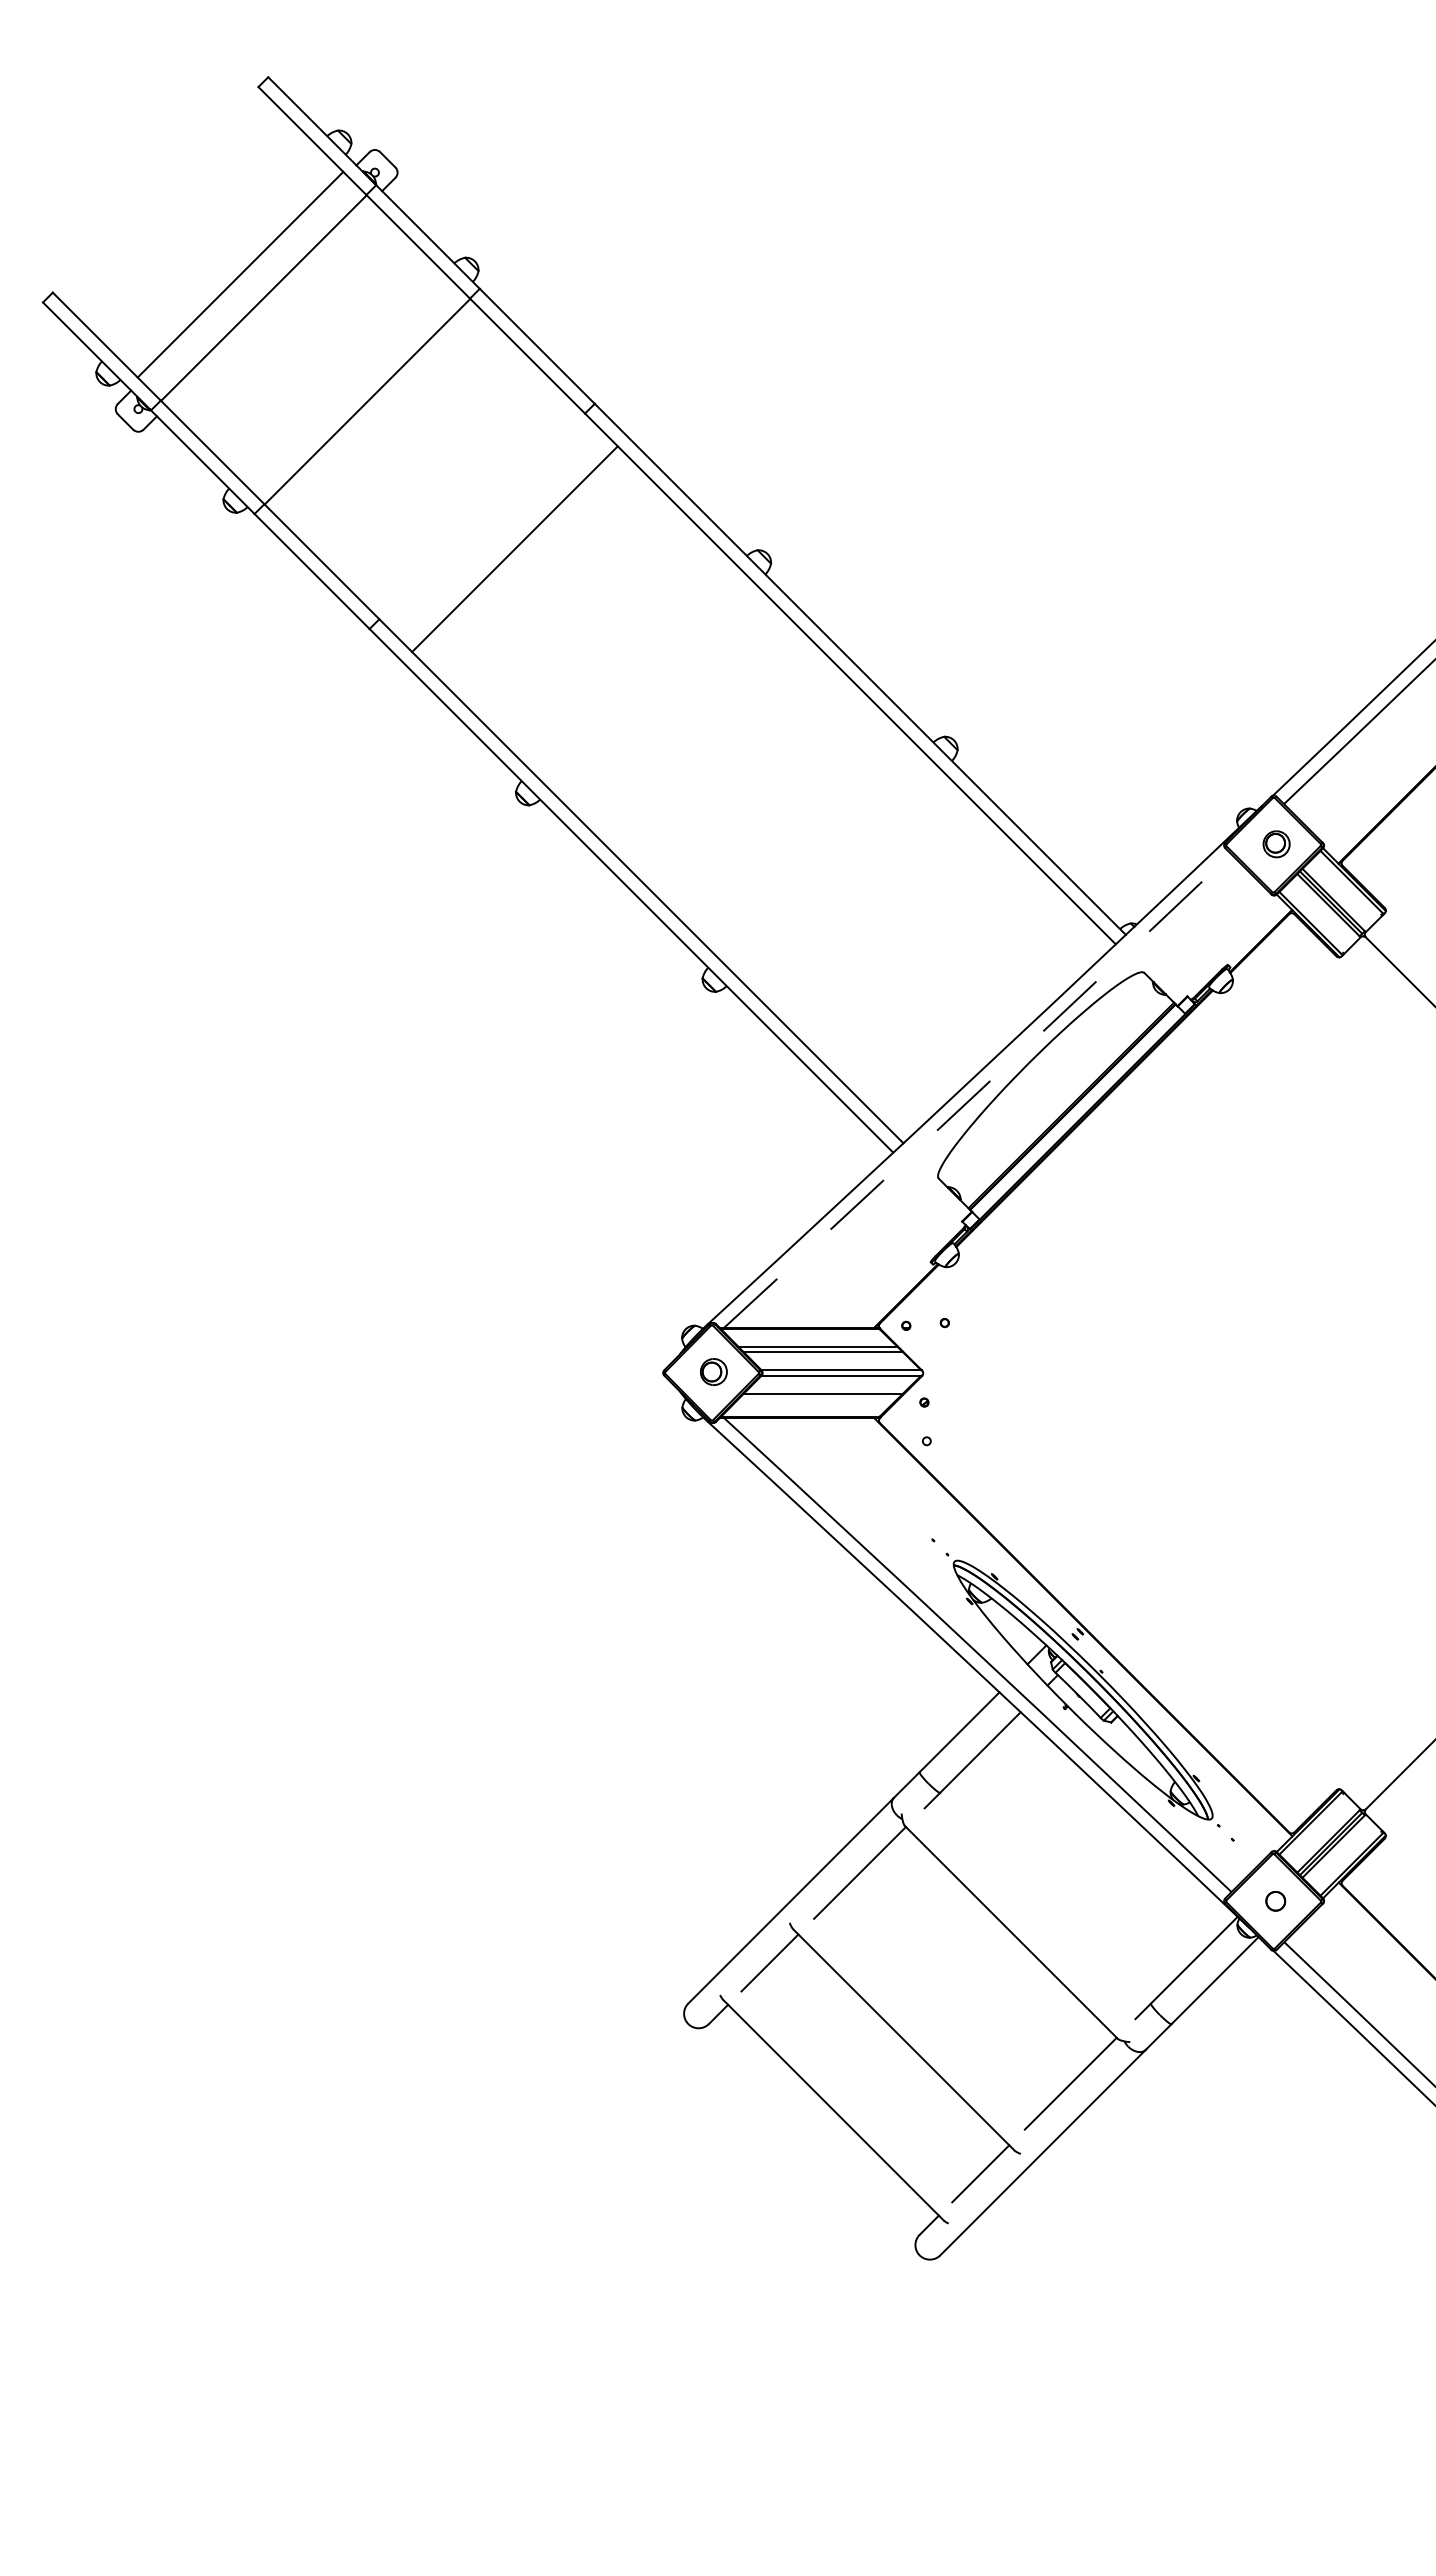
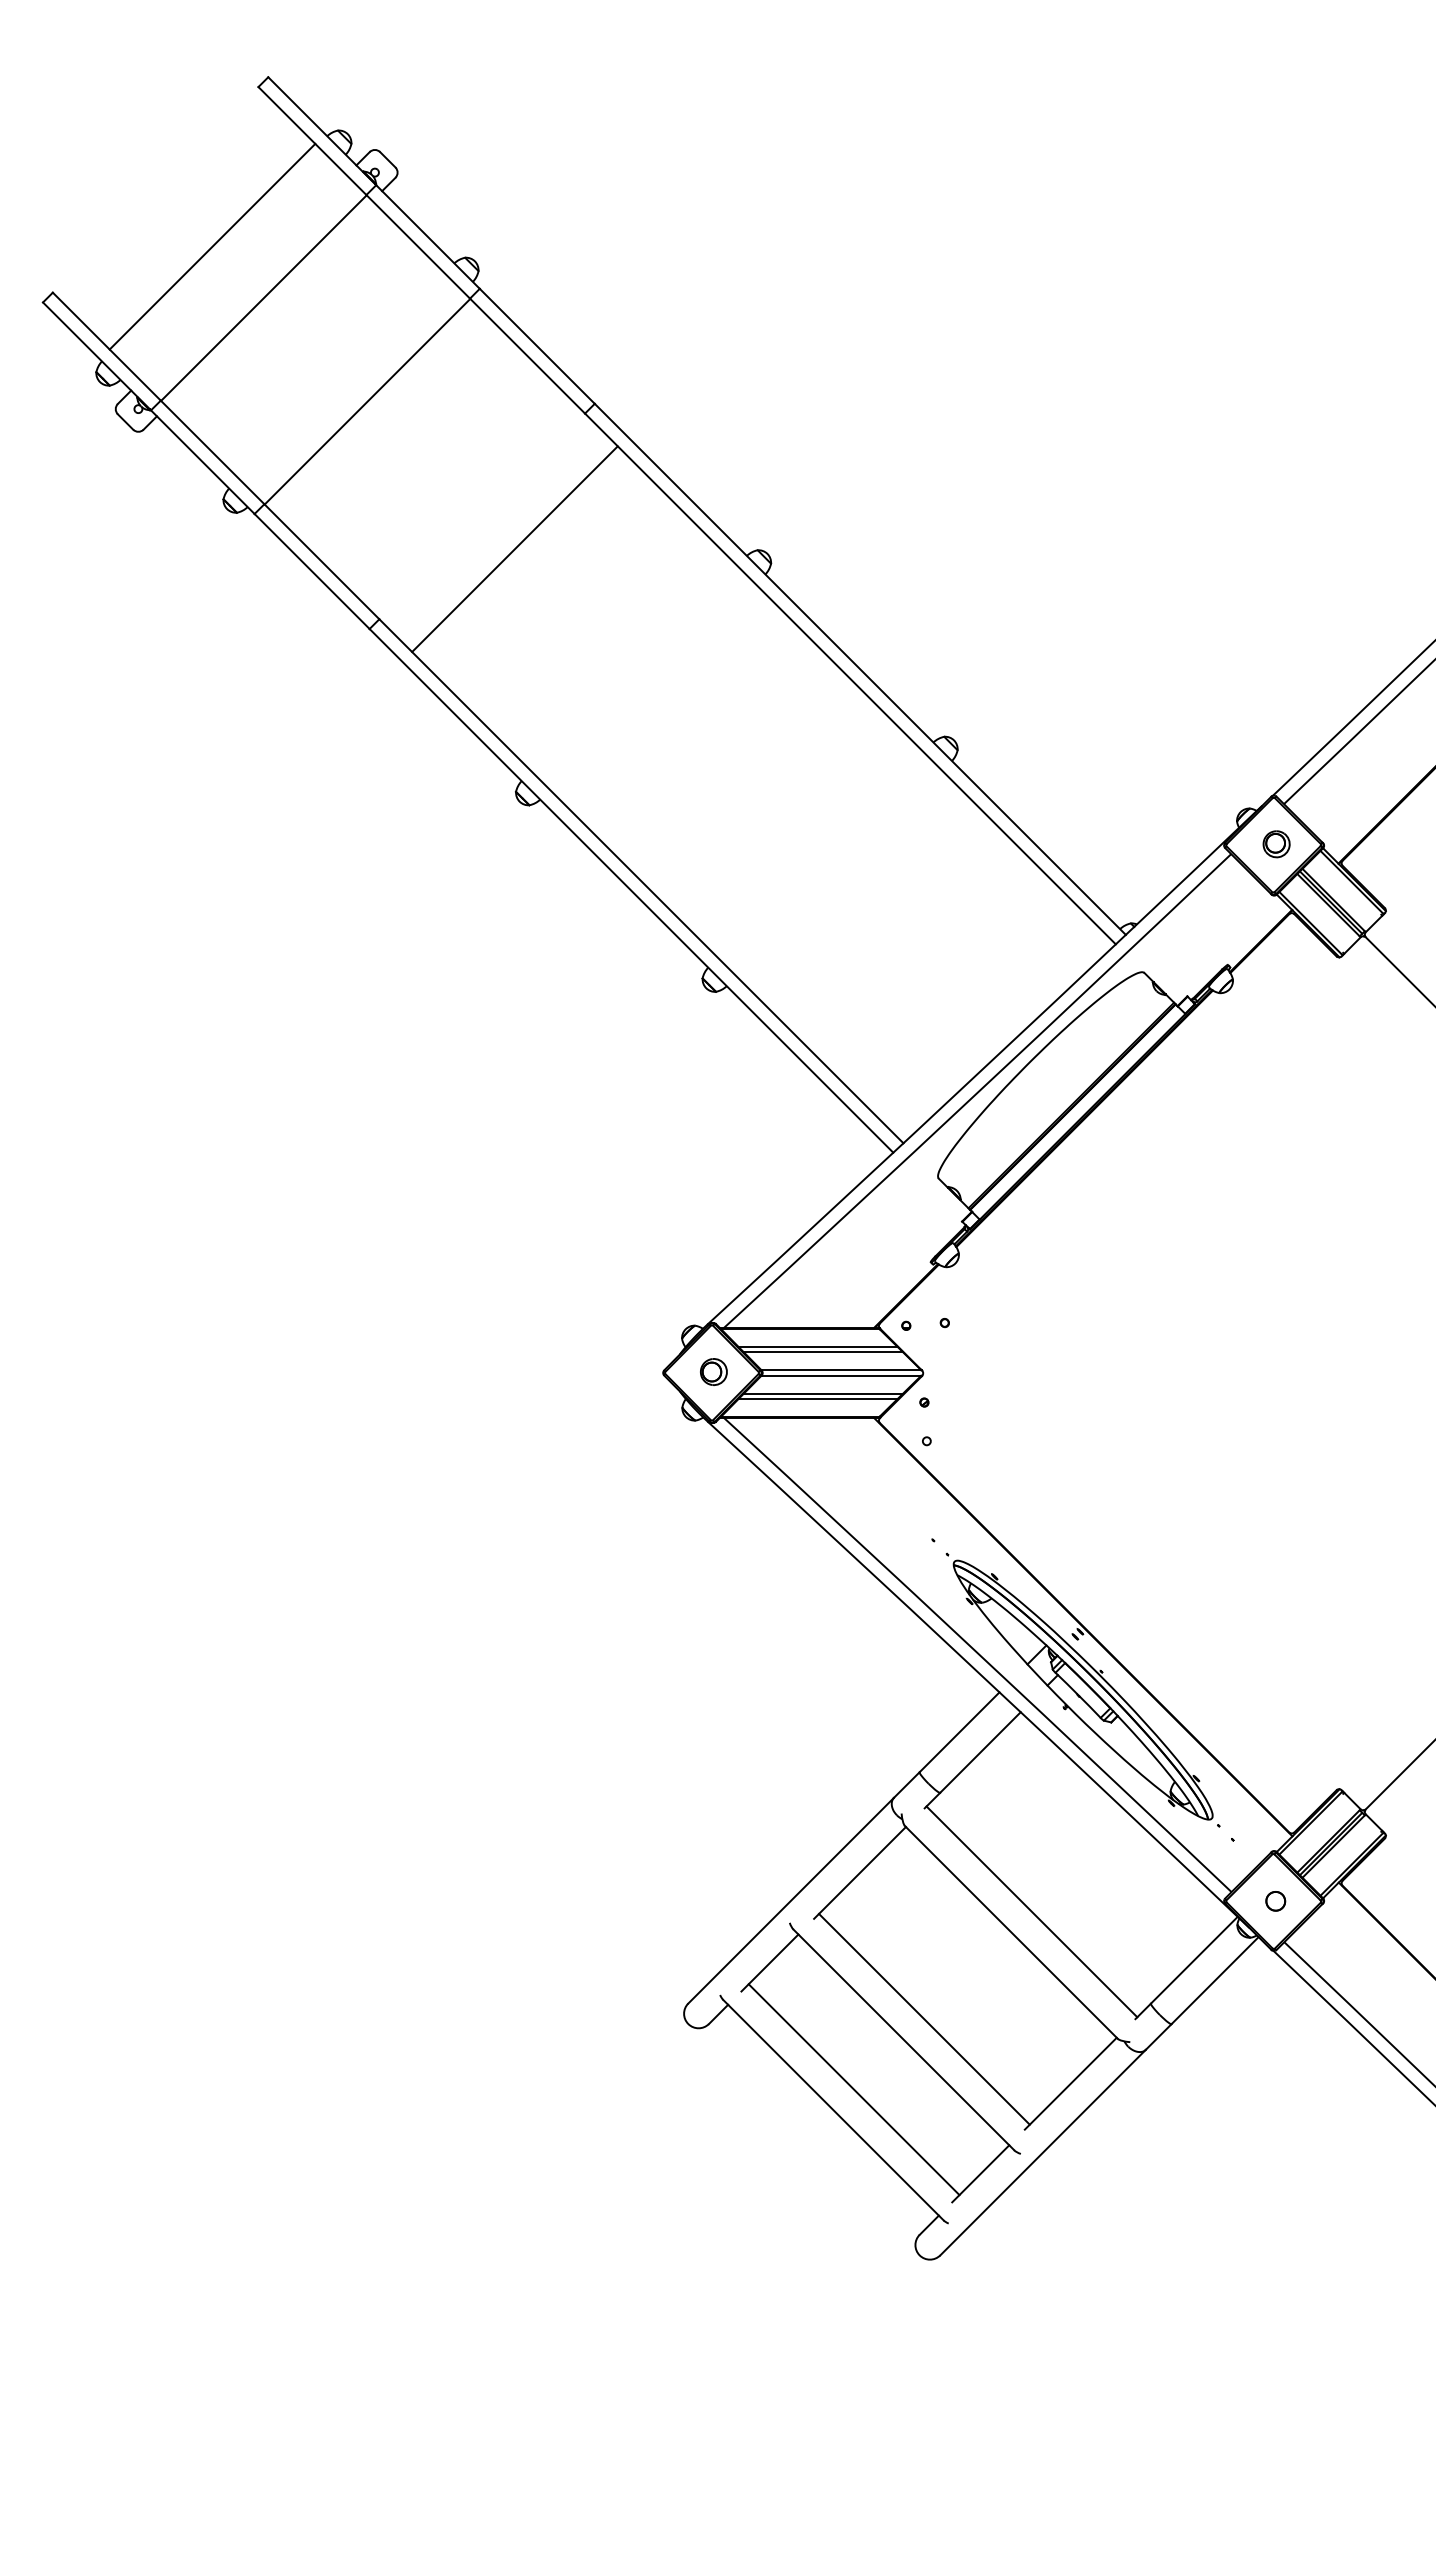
line position: (240, 274) -> (212, 246) (212, 246)
arc: dashed -> solid (978, 1092)
line: none -> present (817, 1398)
line: none -> present (1031, 1911)
line: none -> present (924, 2018)
line: none -> present (853, 2089)
